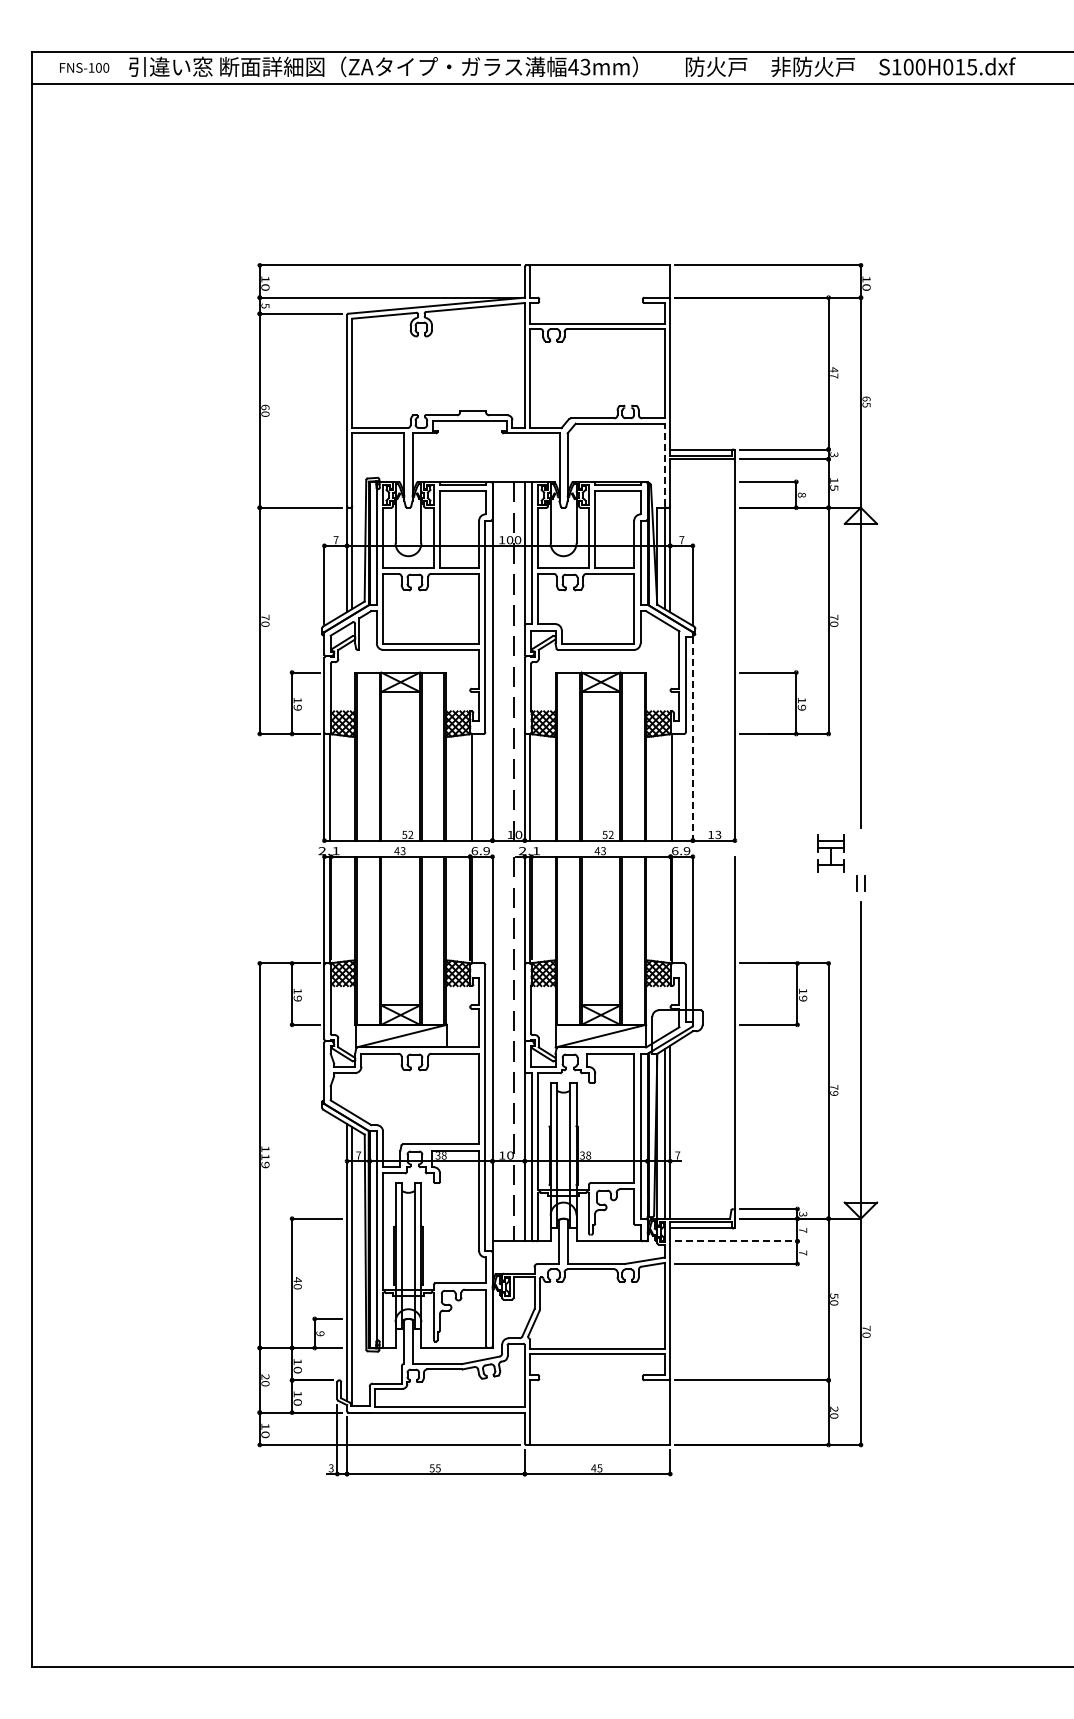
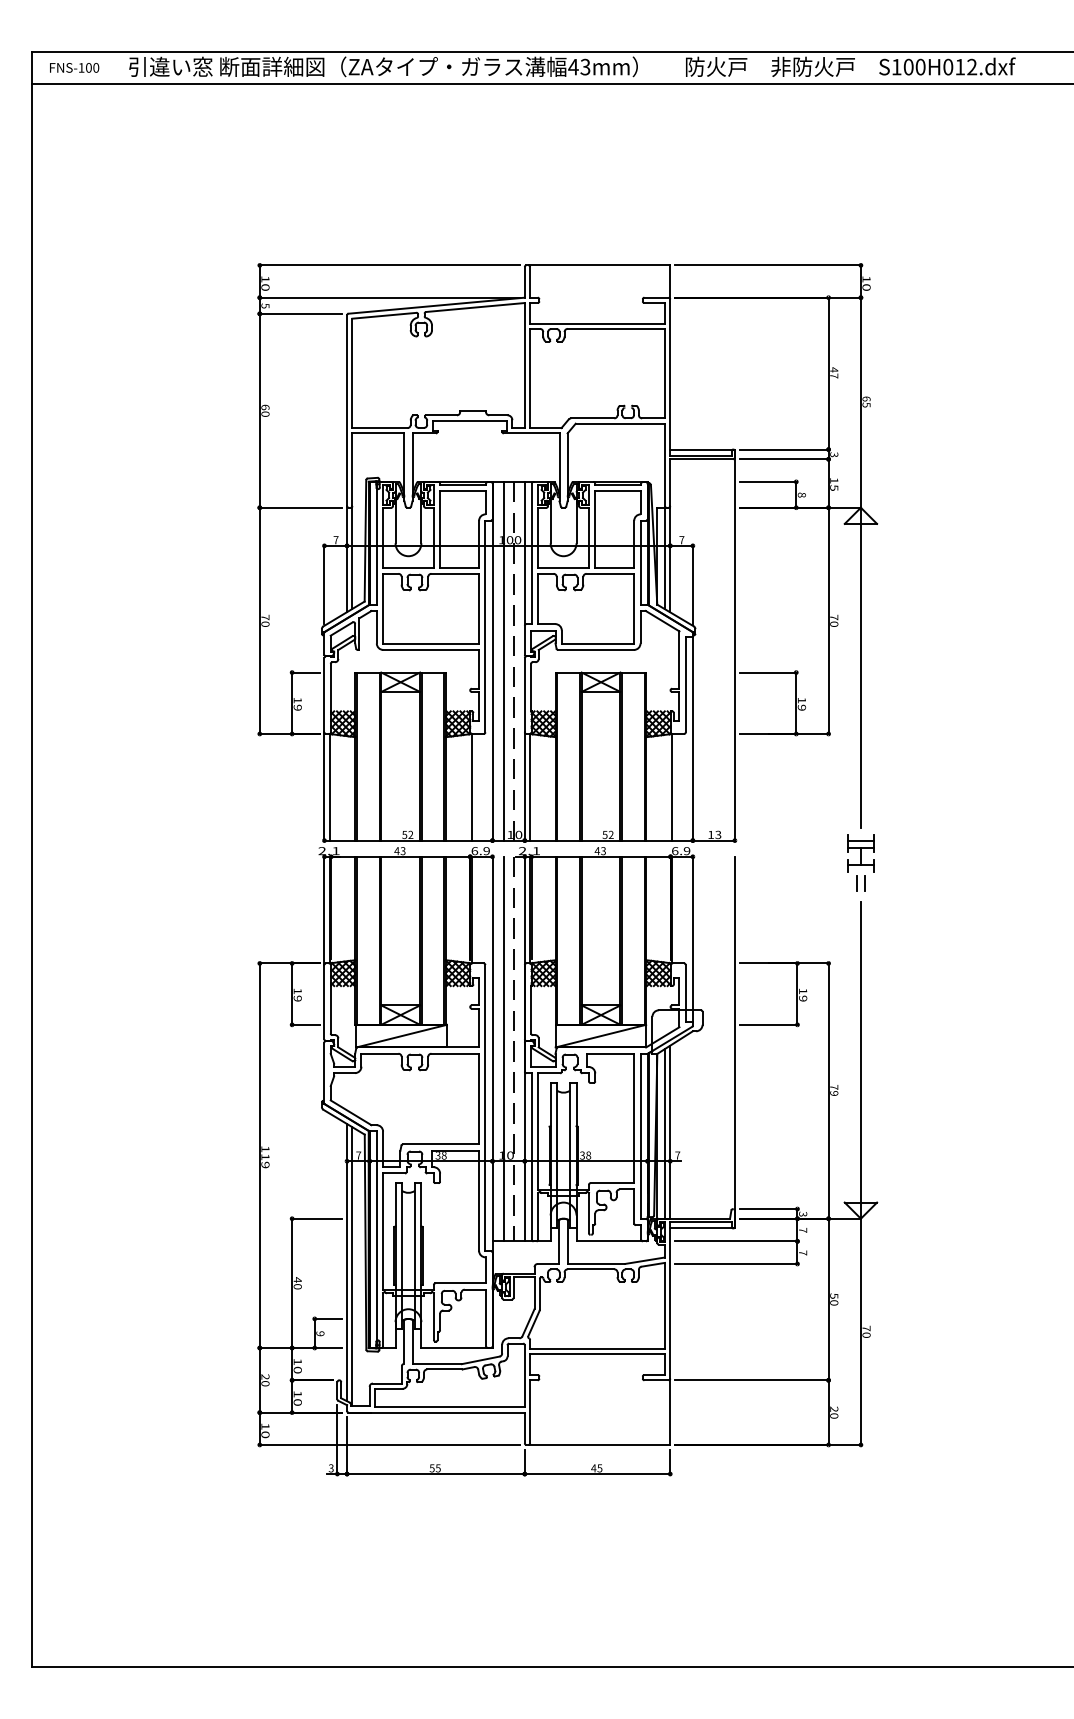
text: S100H015.dxf -> S100H012.dxf (972, 66)
text position: (84, 67) -> (74, 67) (74, 67)
line: dashed -> solid (664, 464)
line: none -> present (503, 660)
line: dashed -> solid (692, 738)
part position: (830, 853) -> (860, 853) (860, 853)
line: none -> present (503, 1048)
line: dashed -> solid (736, 1241)
